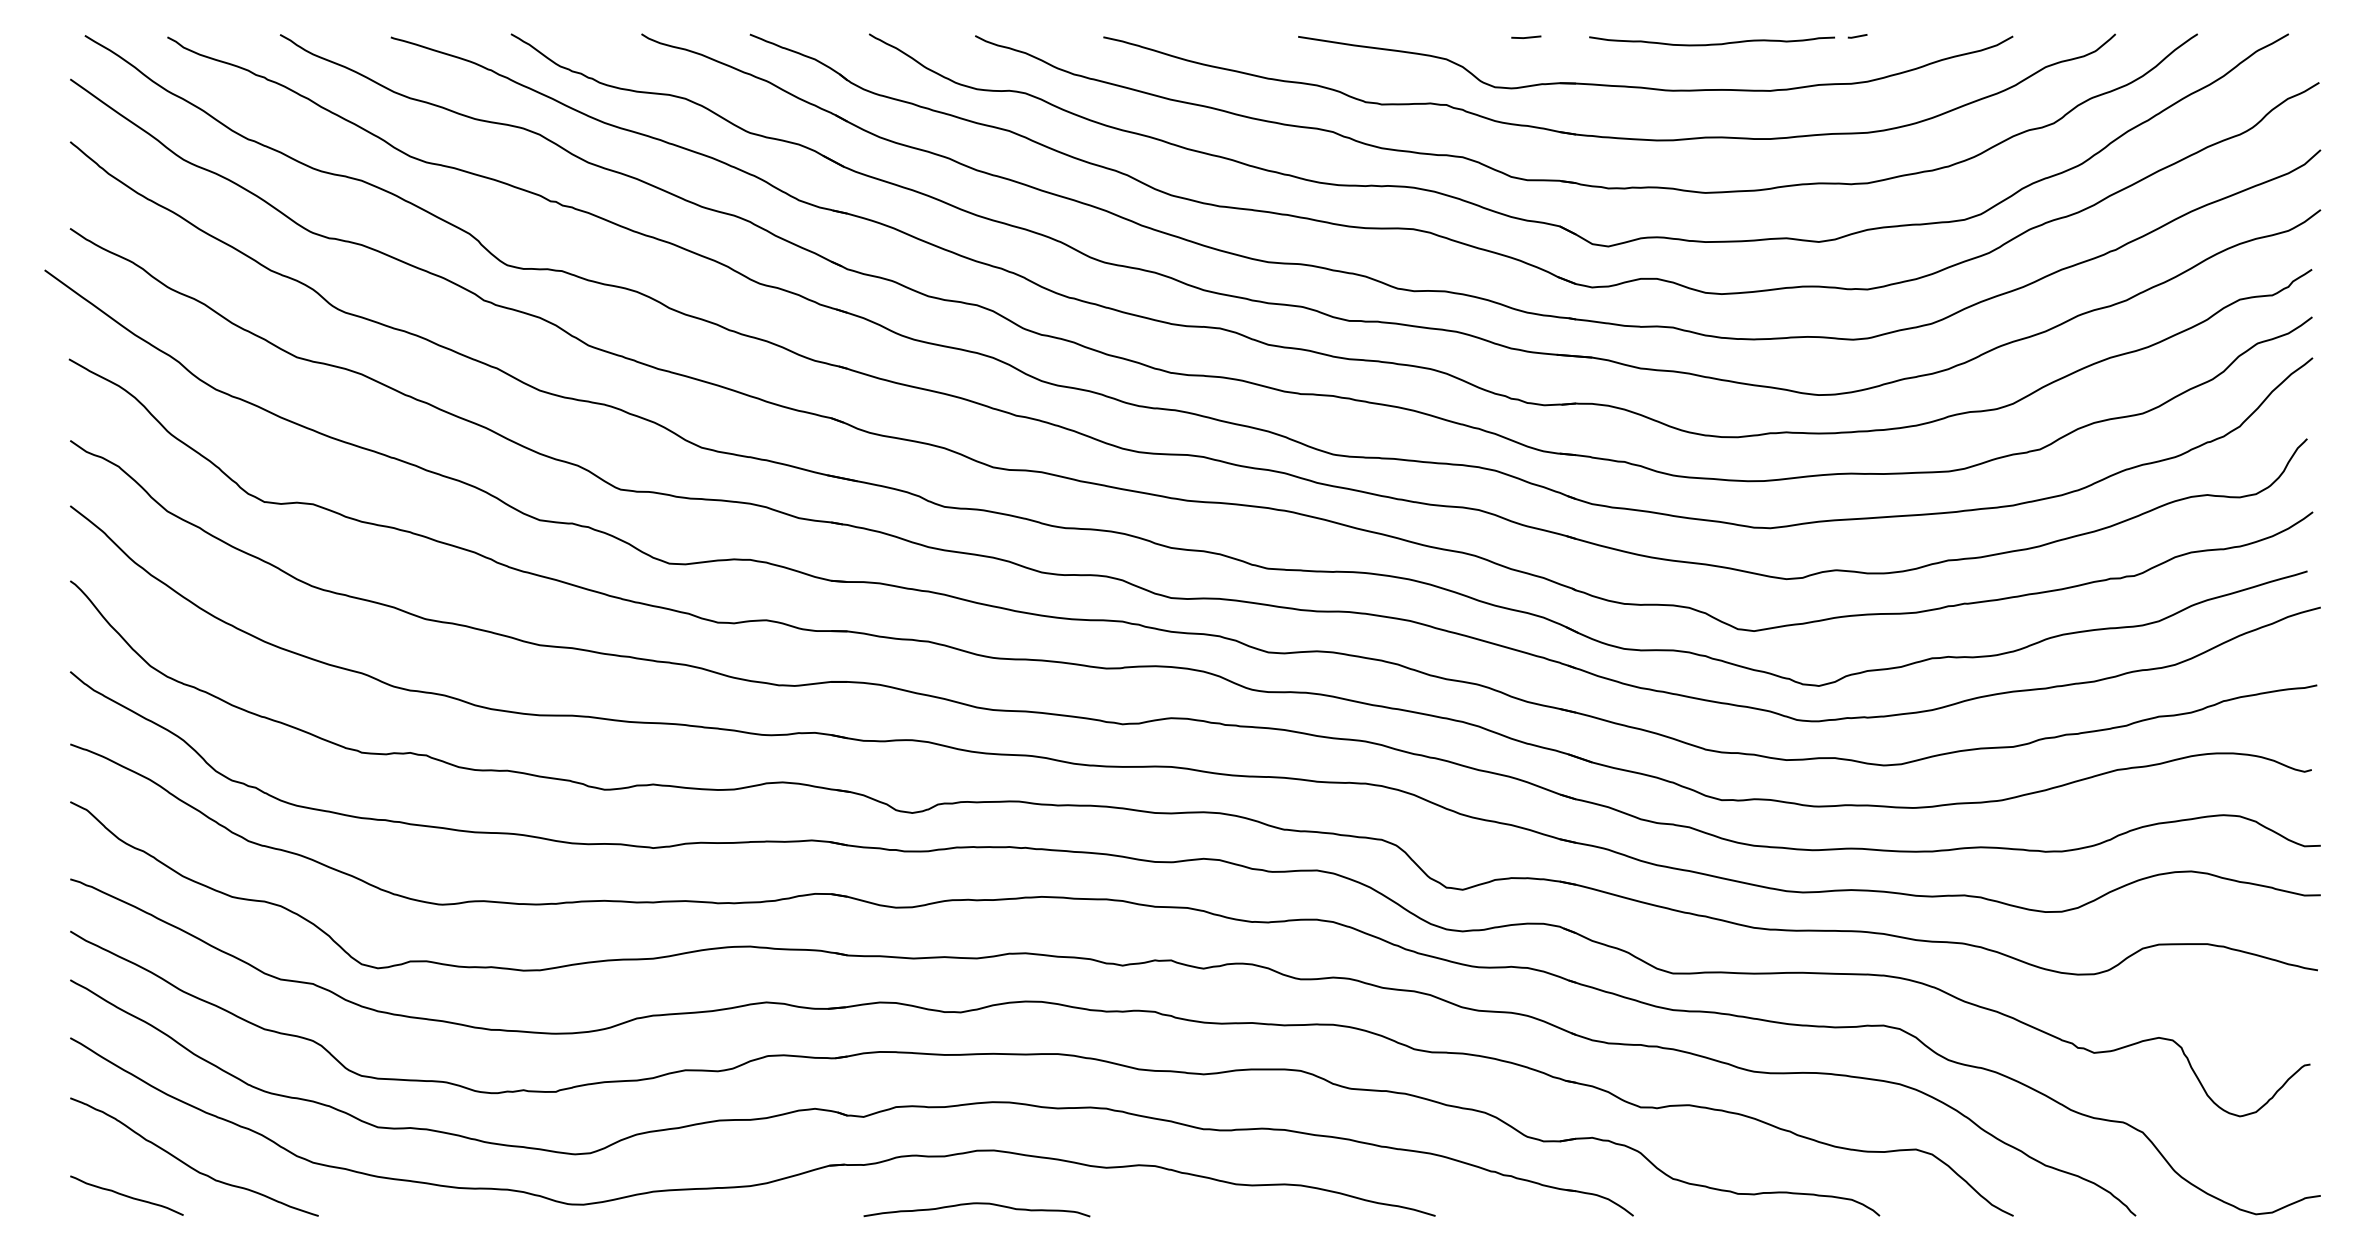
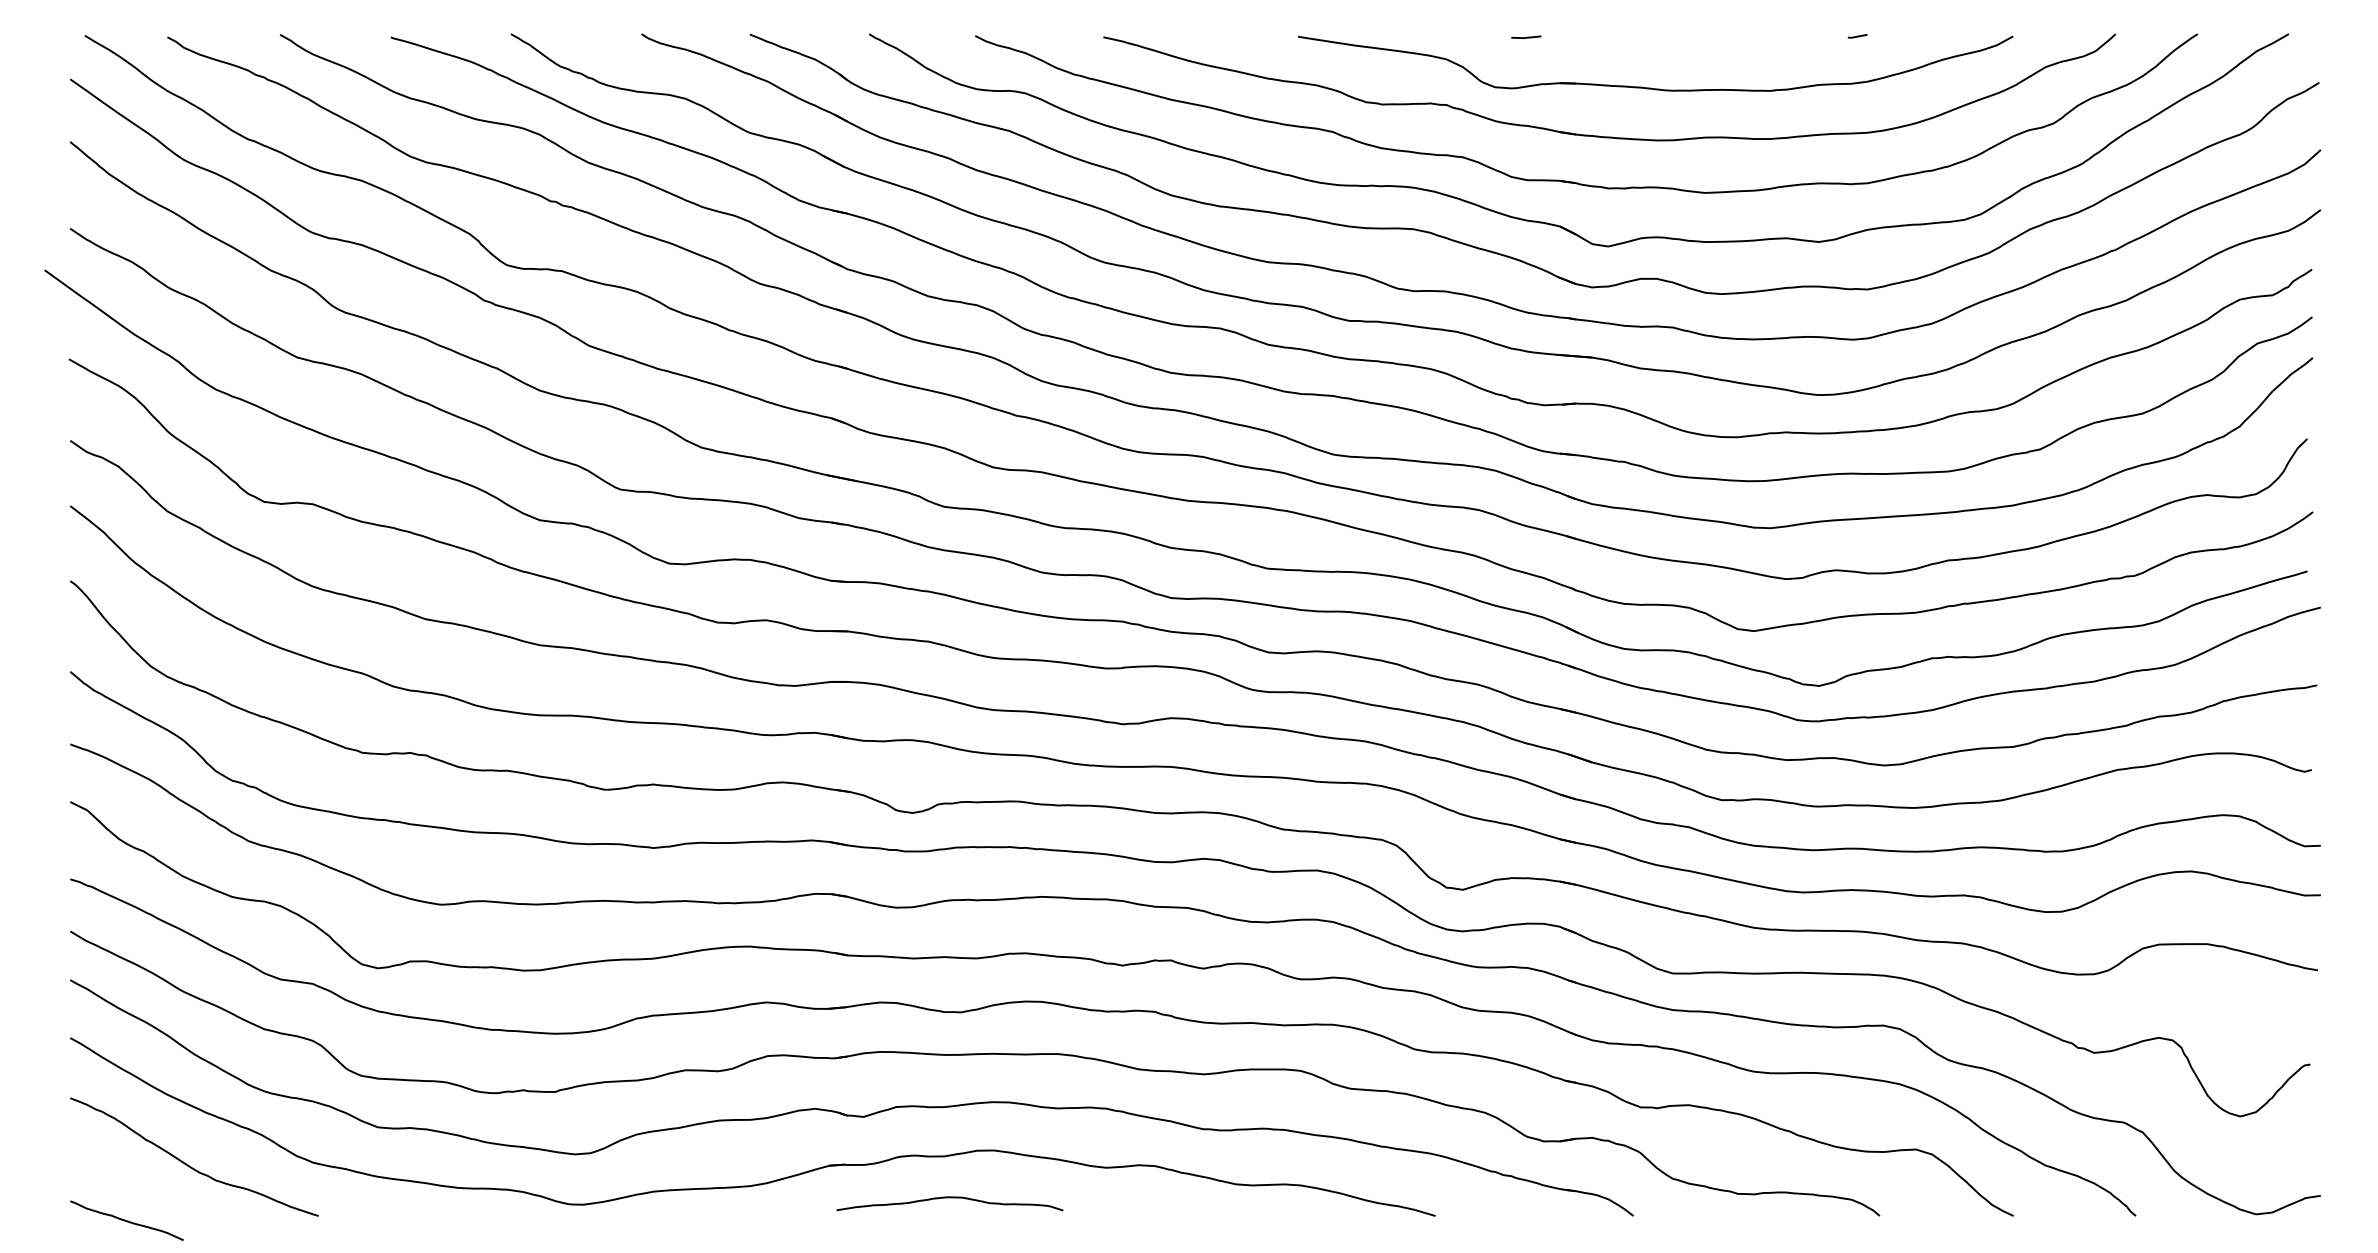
curve: present -> none (1711, 43)
curve position: (126, 1195) -> (126, 1220) (126, 1220)
curve position: (976, 1204) -> (949, 1198) (949, 1198)
